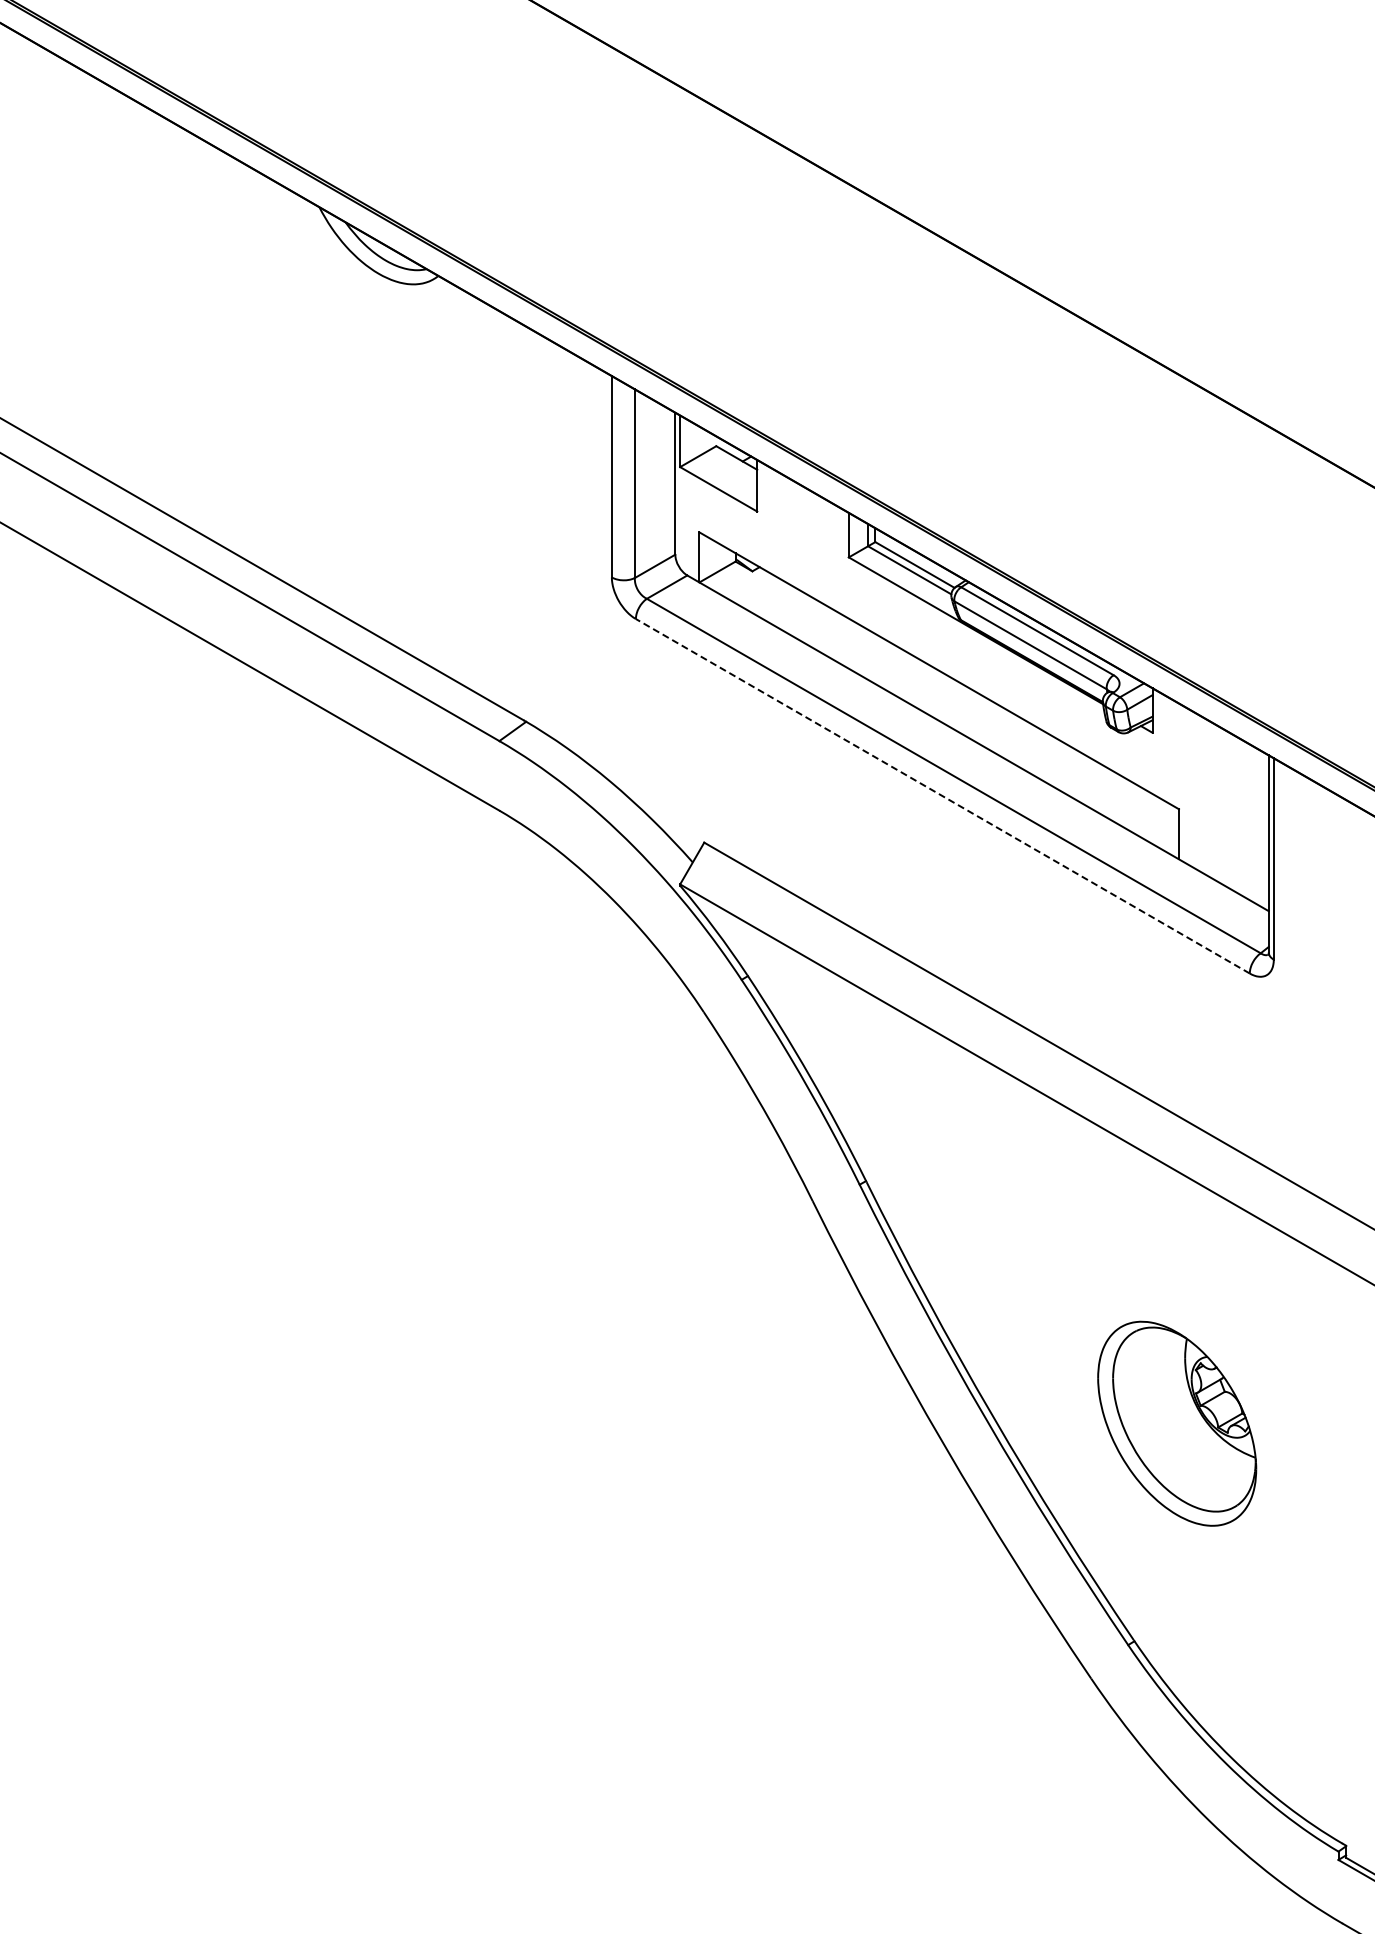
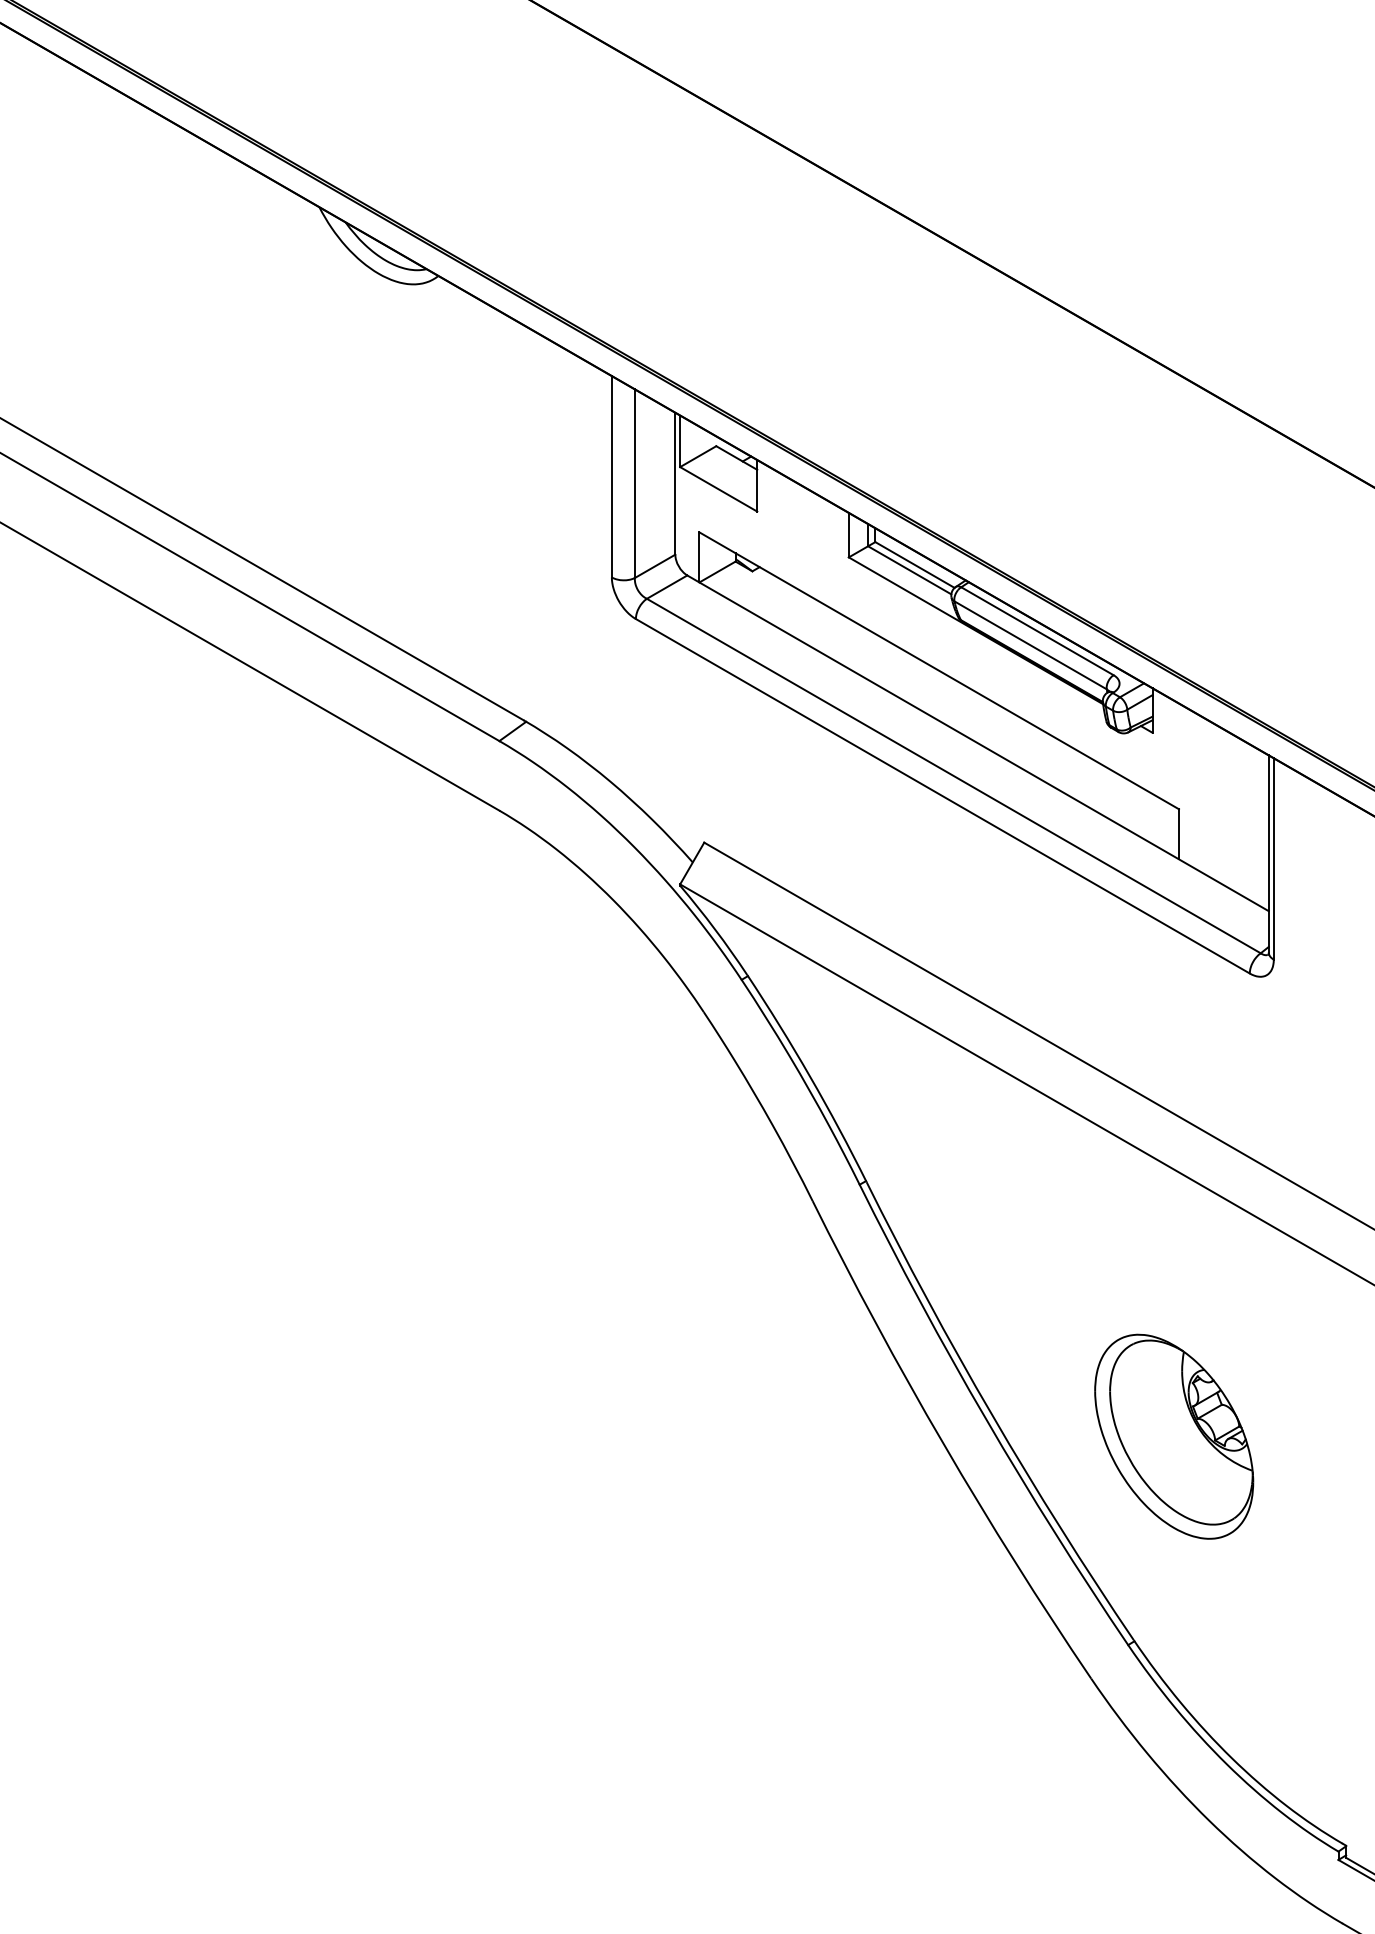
line: dashed -> solid (942, 796)
part position: (1177, 1423) -> (1174, 1436) (1174, 1436)
